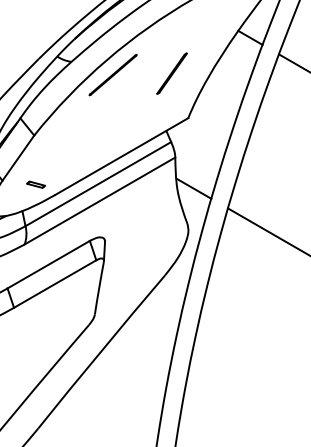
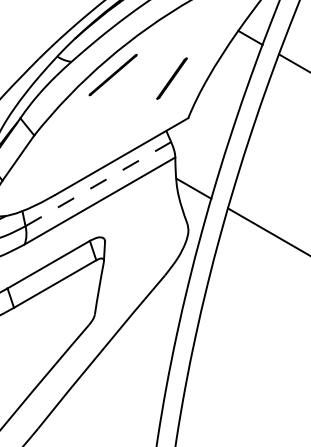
line position: (171, 73) -> (171, 78) (171, 78)
line: solid -> dashed (98, 183)
part: present -> none (35, 184)
